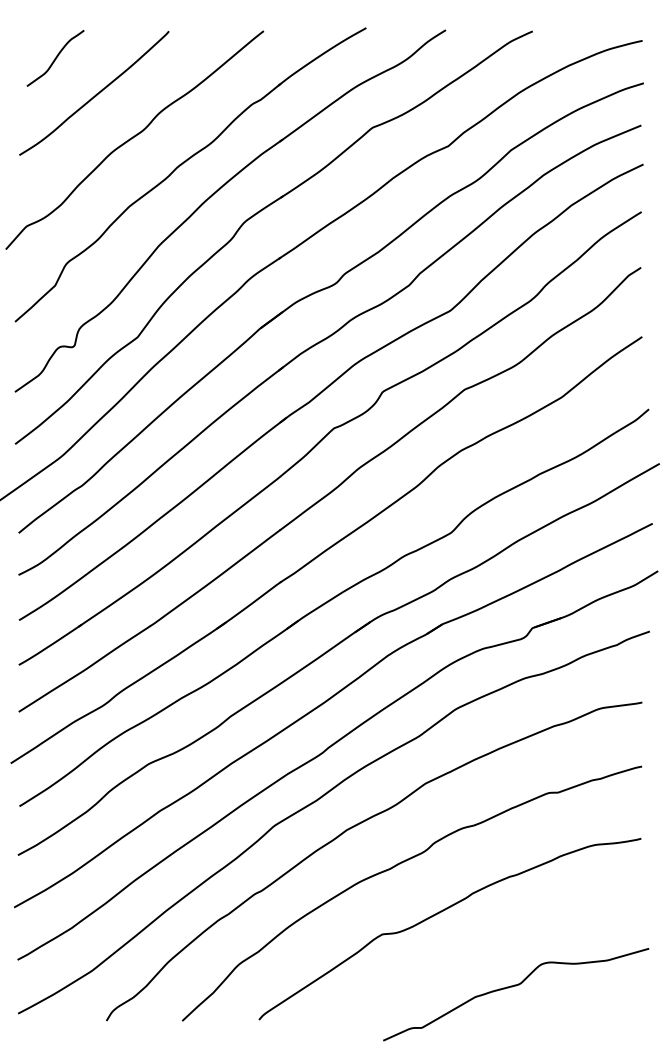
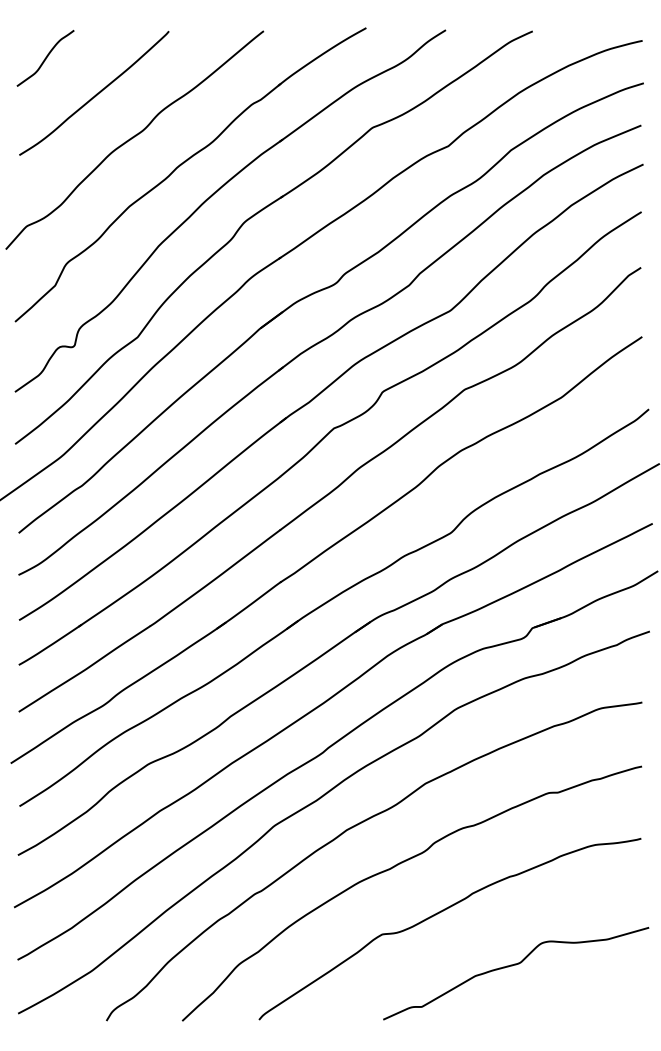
curve position: (55, 57) -> (45, 57) (45, 57)
curve position: (516, 986) -> (516, 965) (516, 965)
